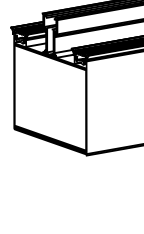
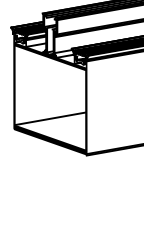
line: none -> present (50, 118)
